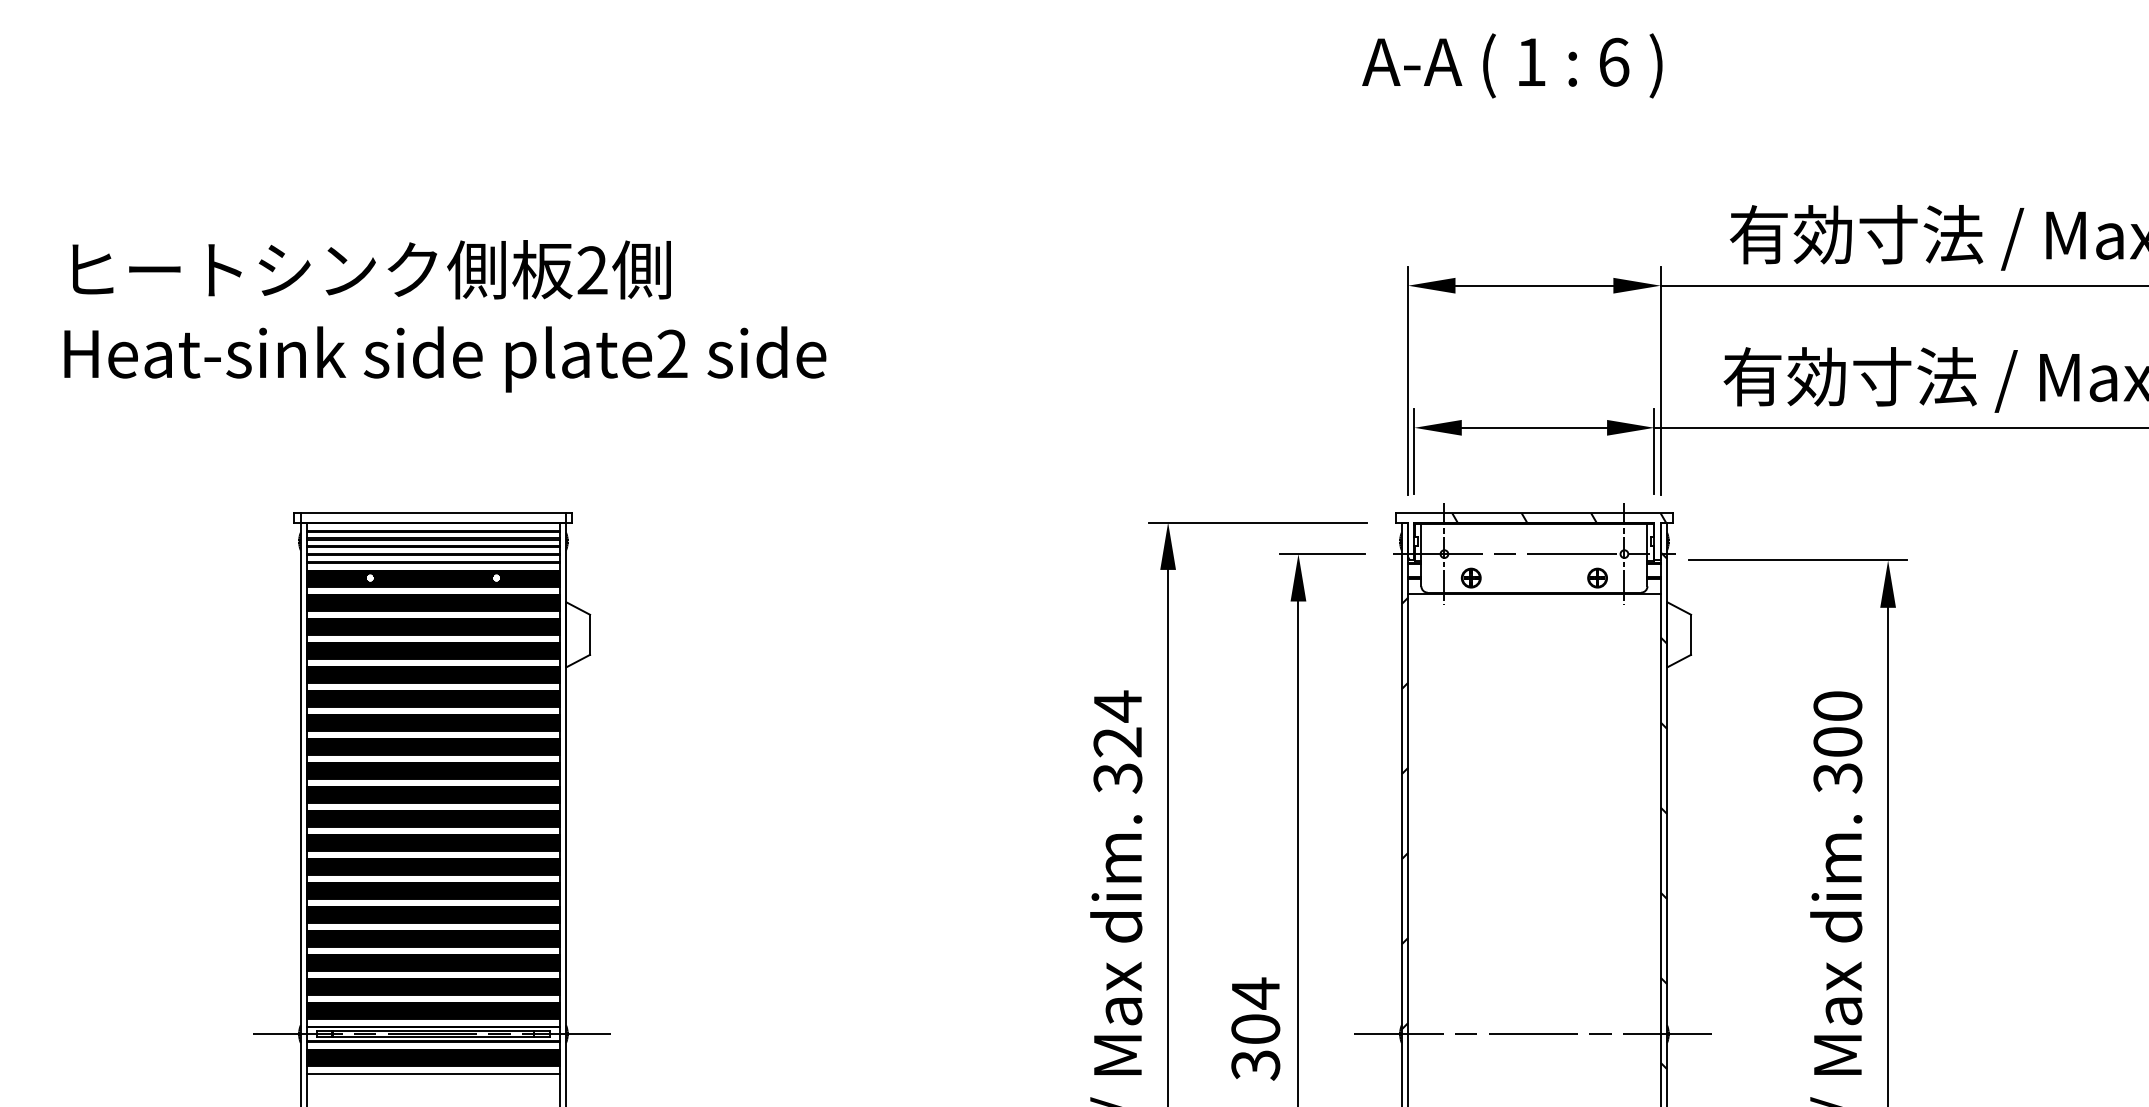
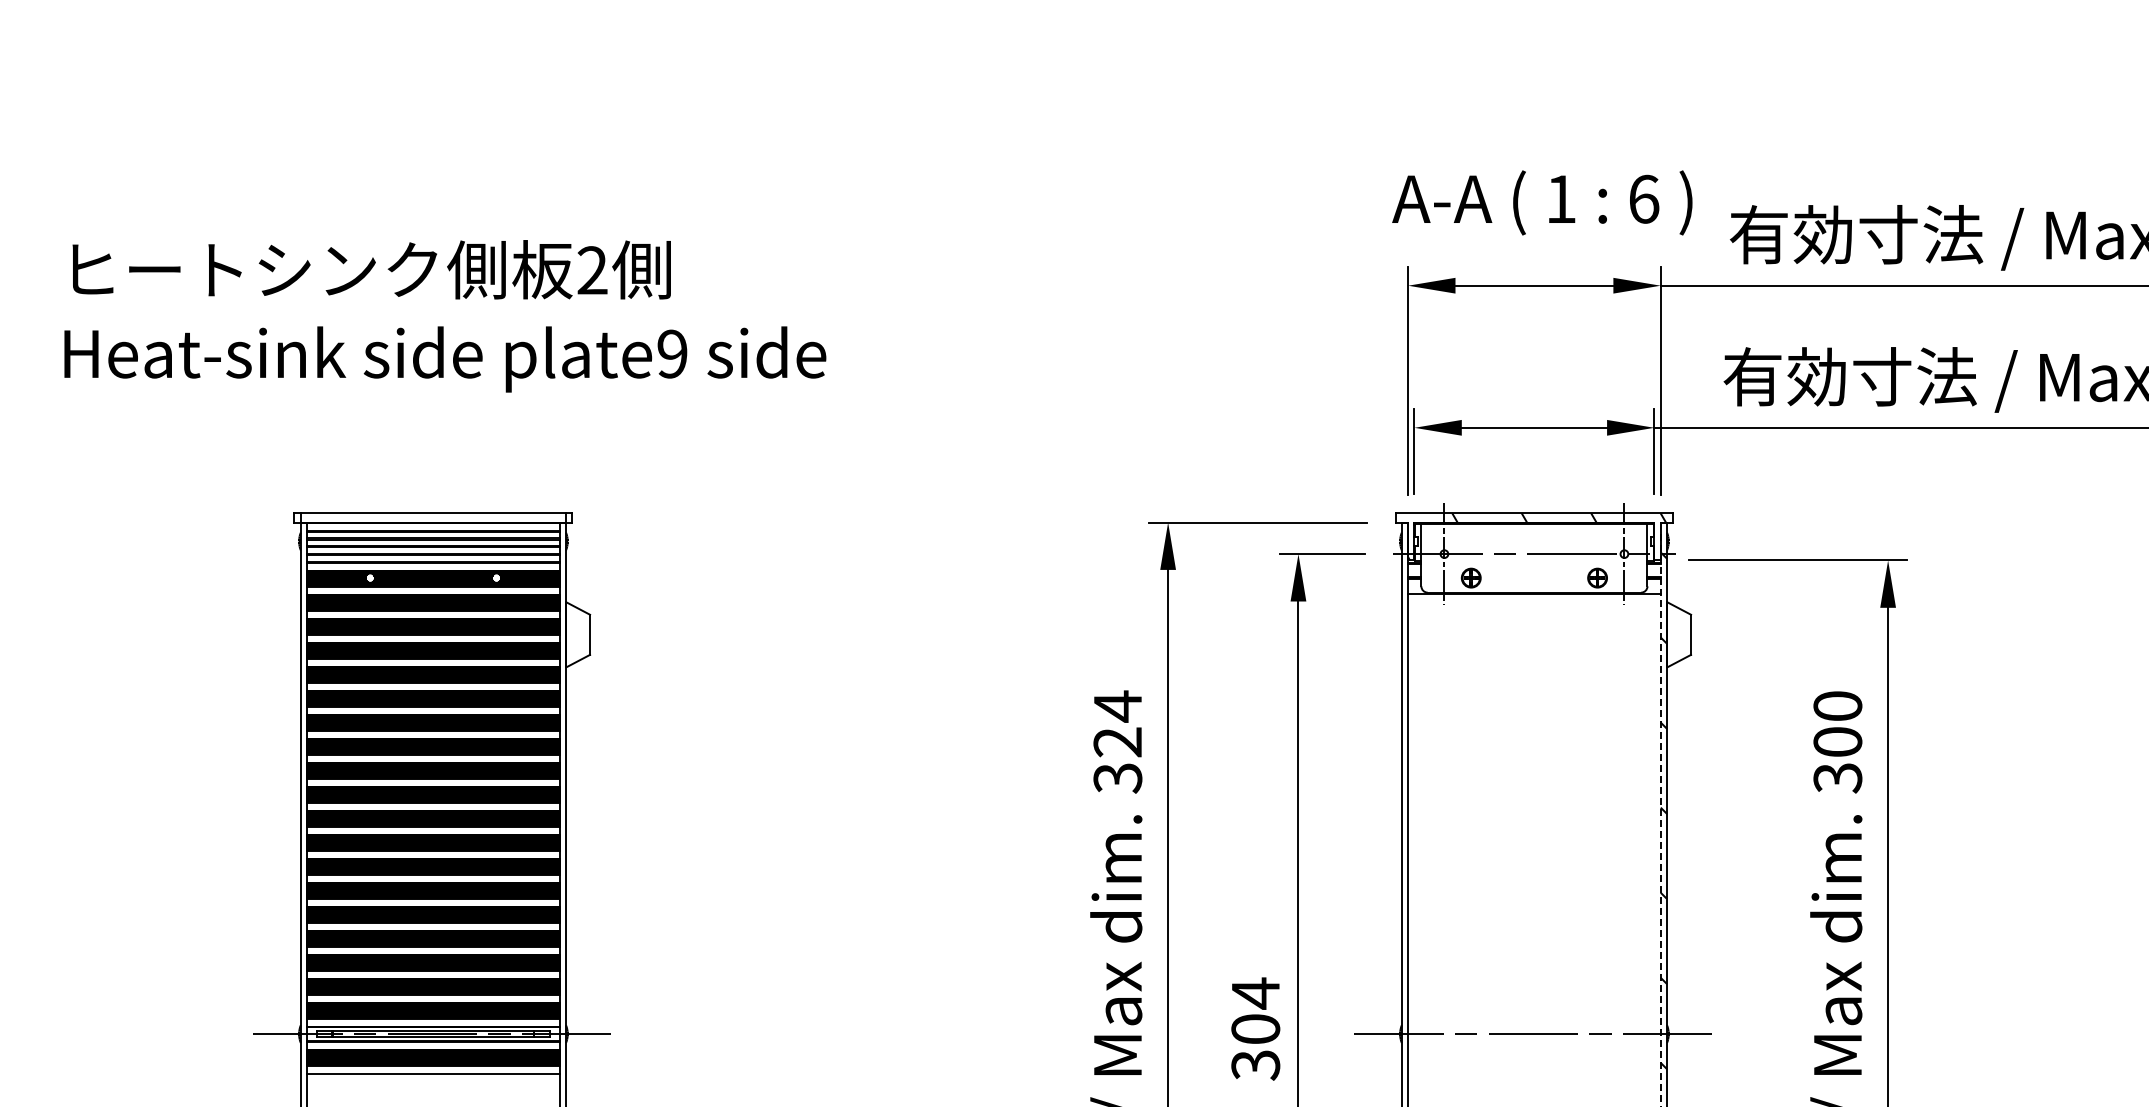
text position: (1512, 65) -> (1542, 202) (1542, 202)
text: plate2 -> plate9 (672, 354)
hatch: present -> none (1404, 813)
line: solid -> dashed (1660, 815)
